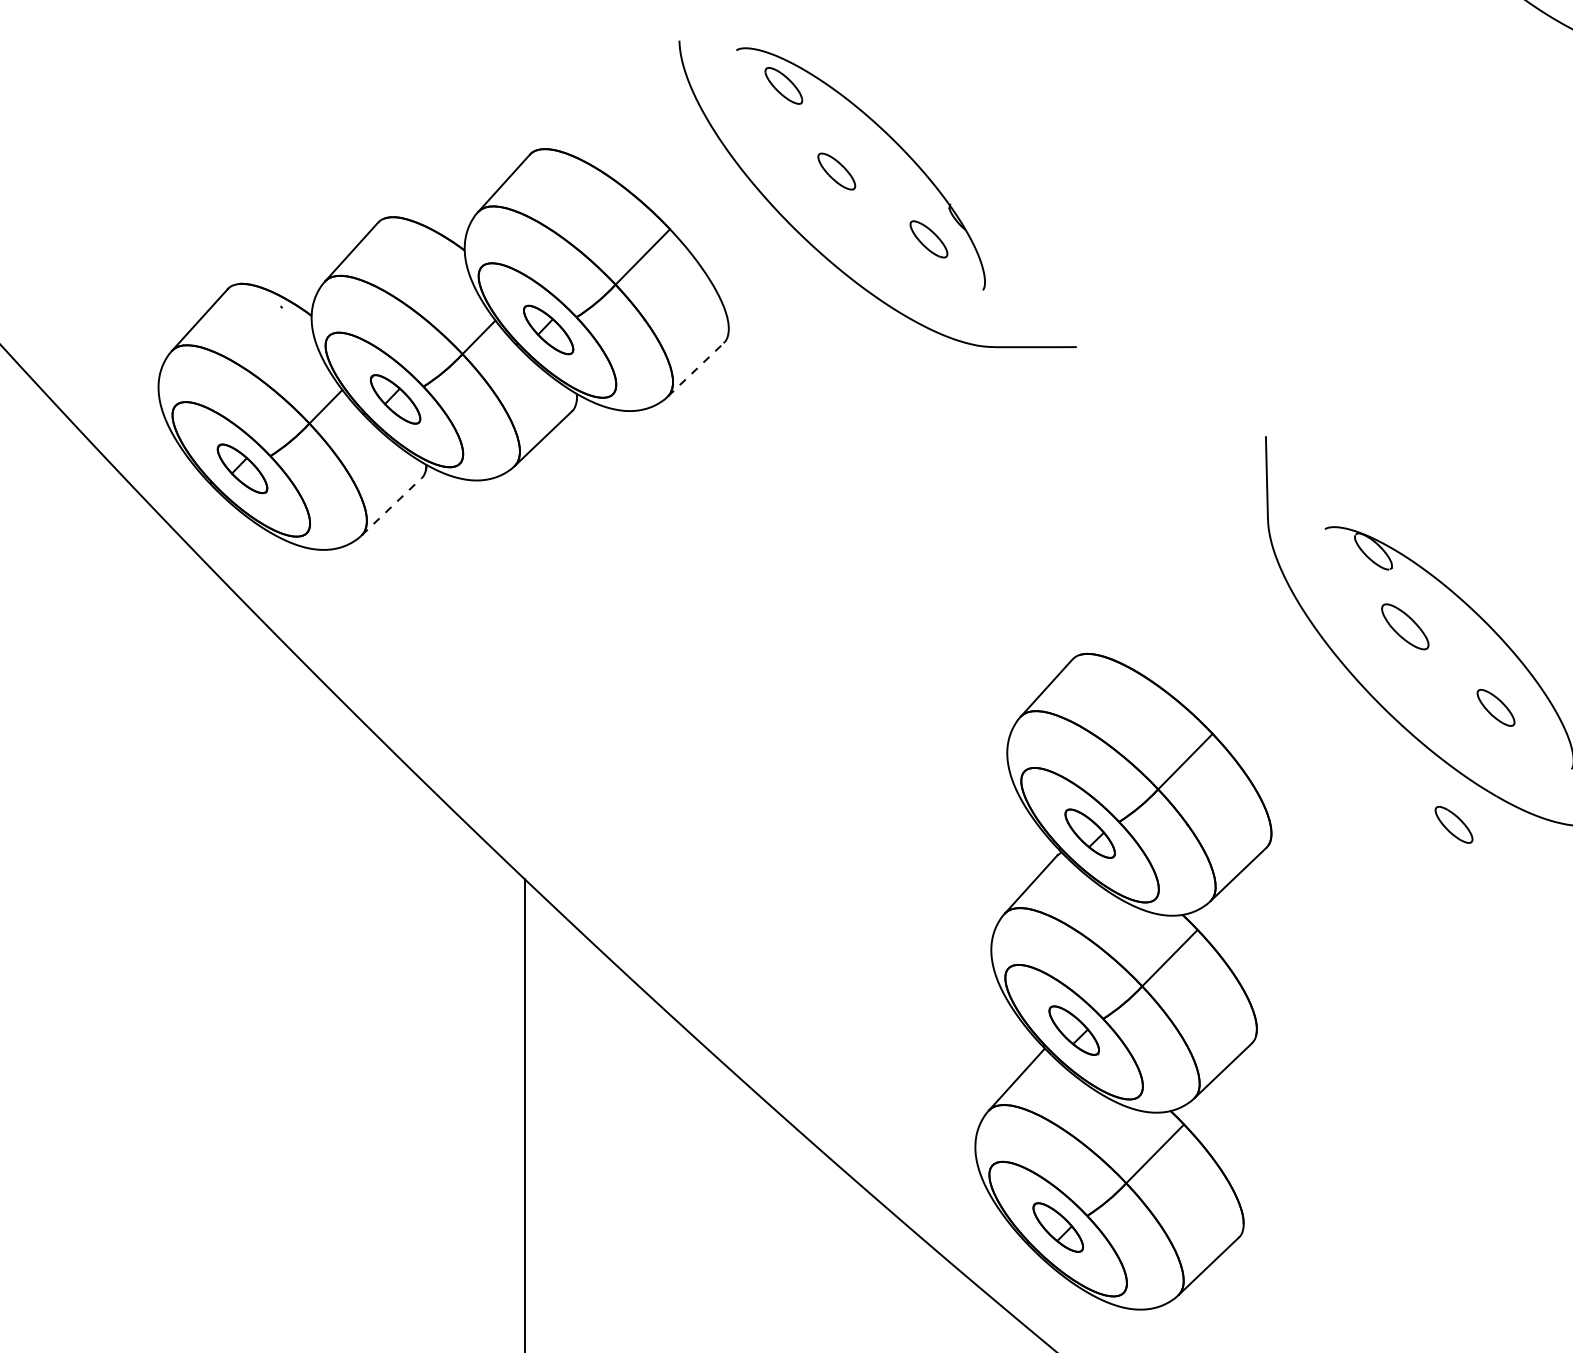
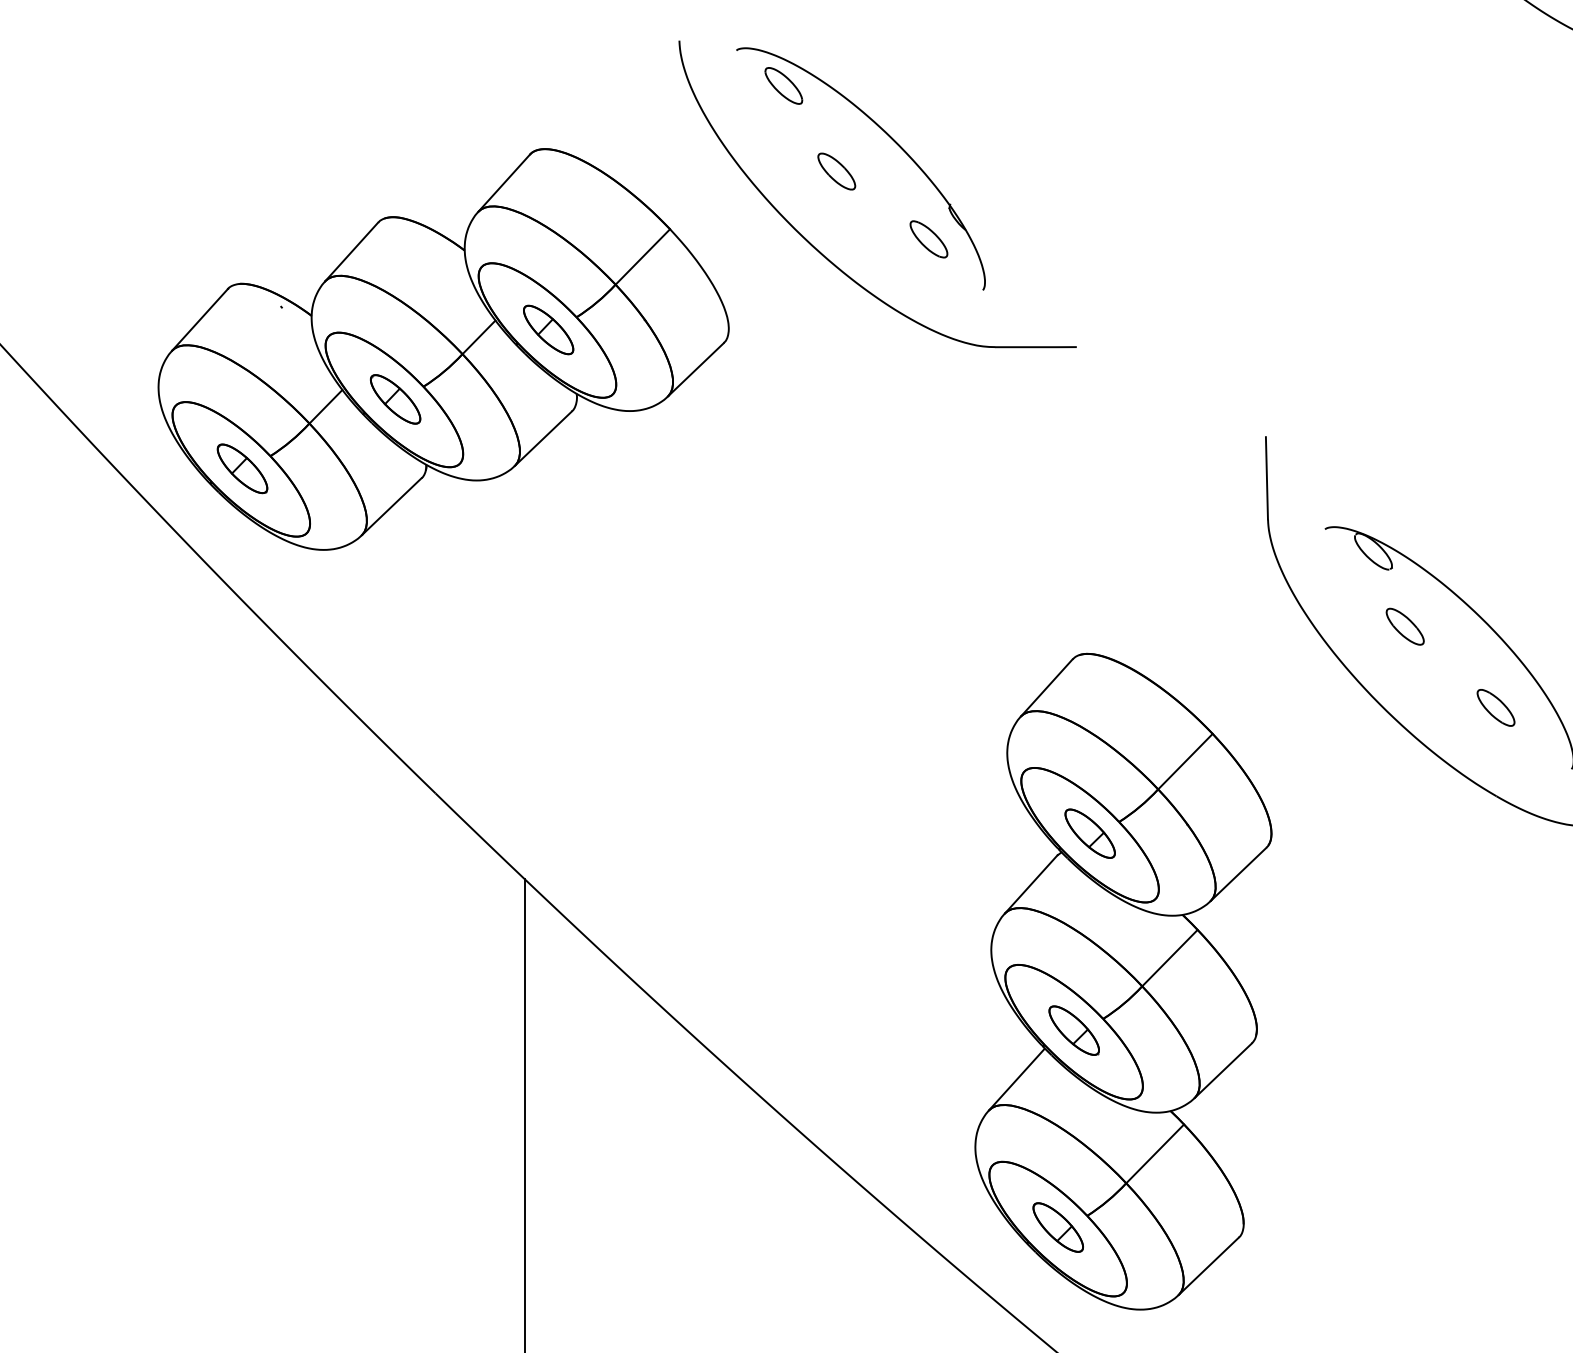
line: dashed -> solid (695, 369)
line: dashed -> solid (392, 506)
part size: 49x48 px -> 40x39 px (1404, 626)
part: present -> none (1453, 824)
